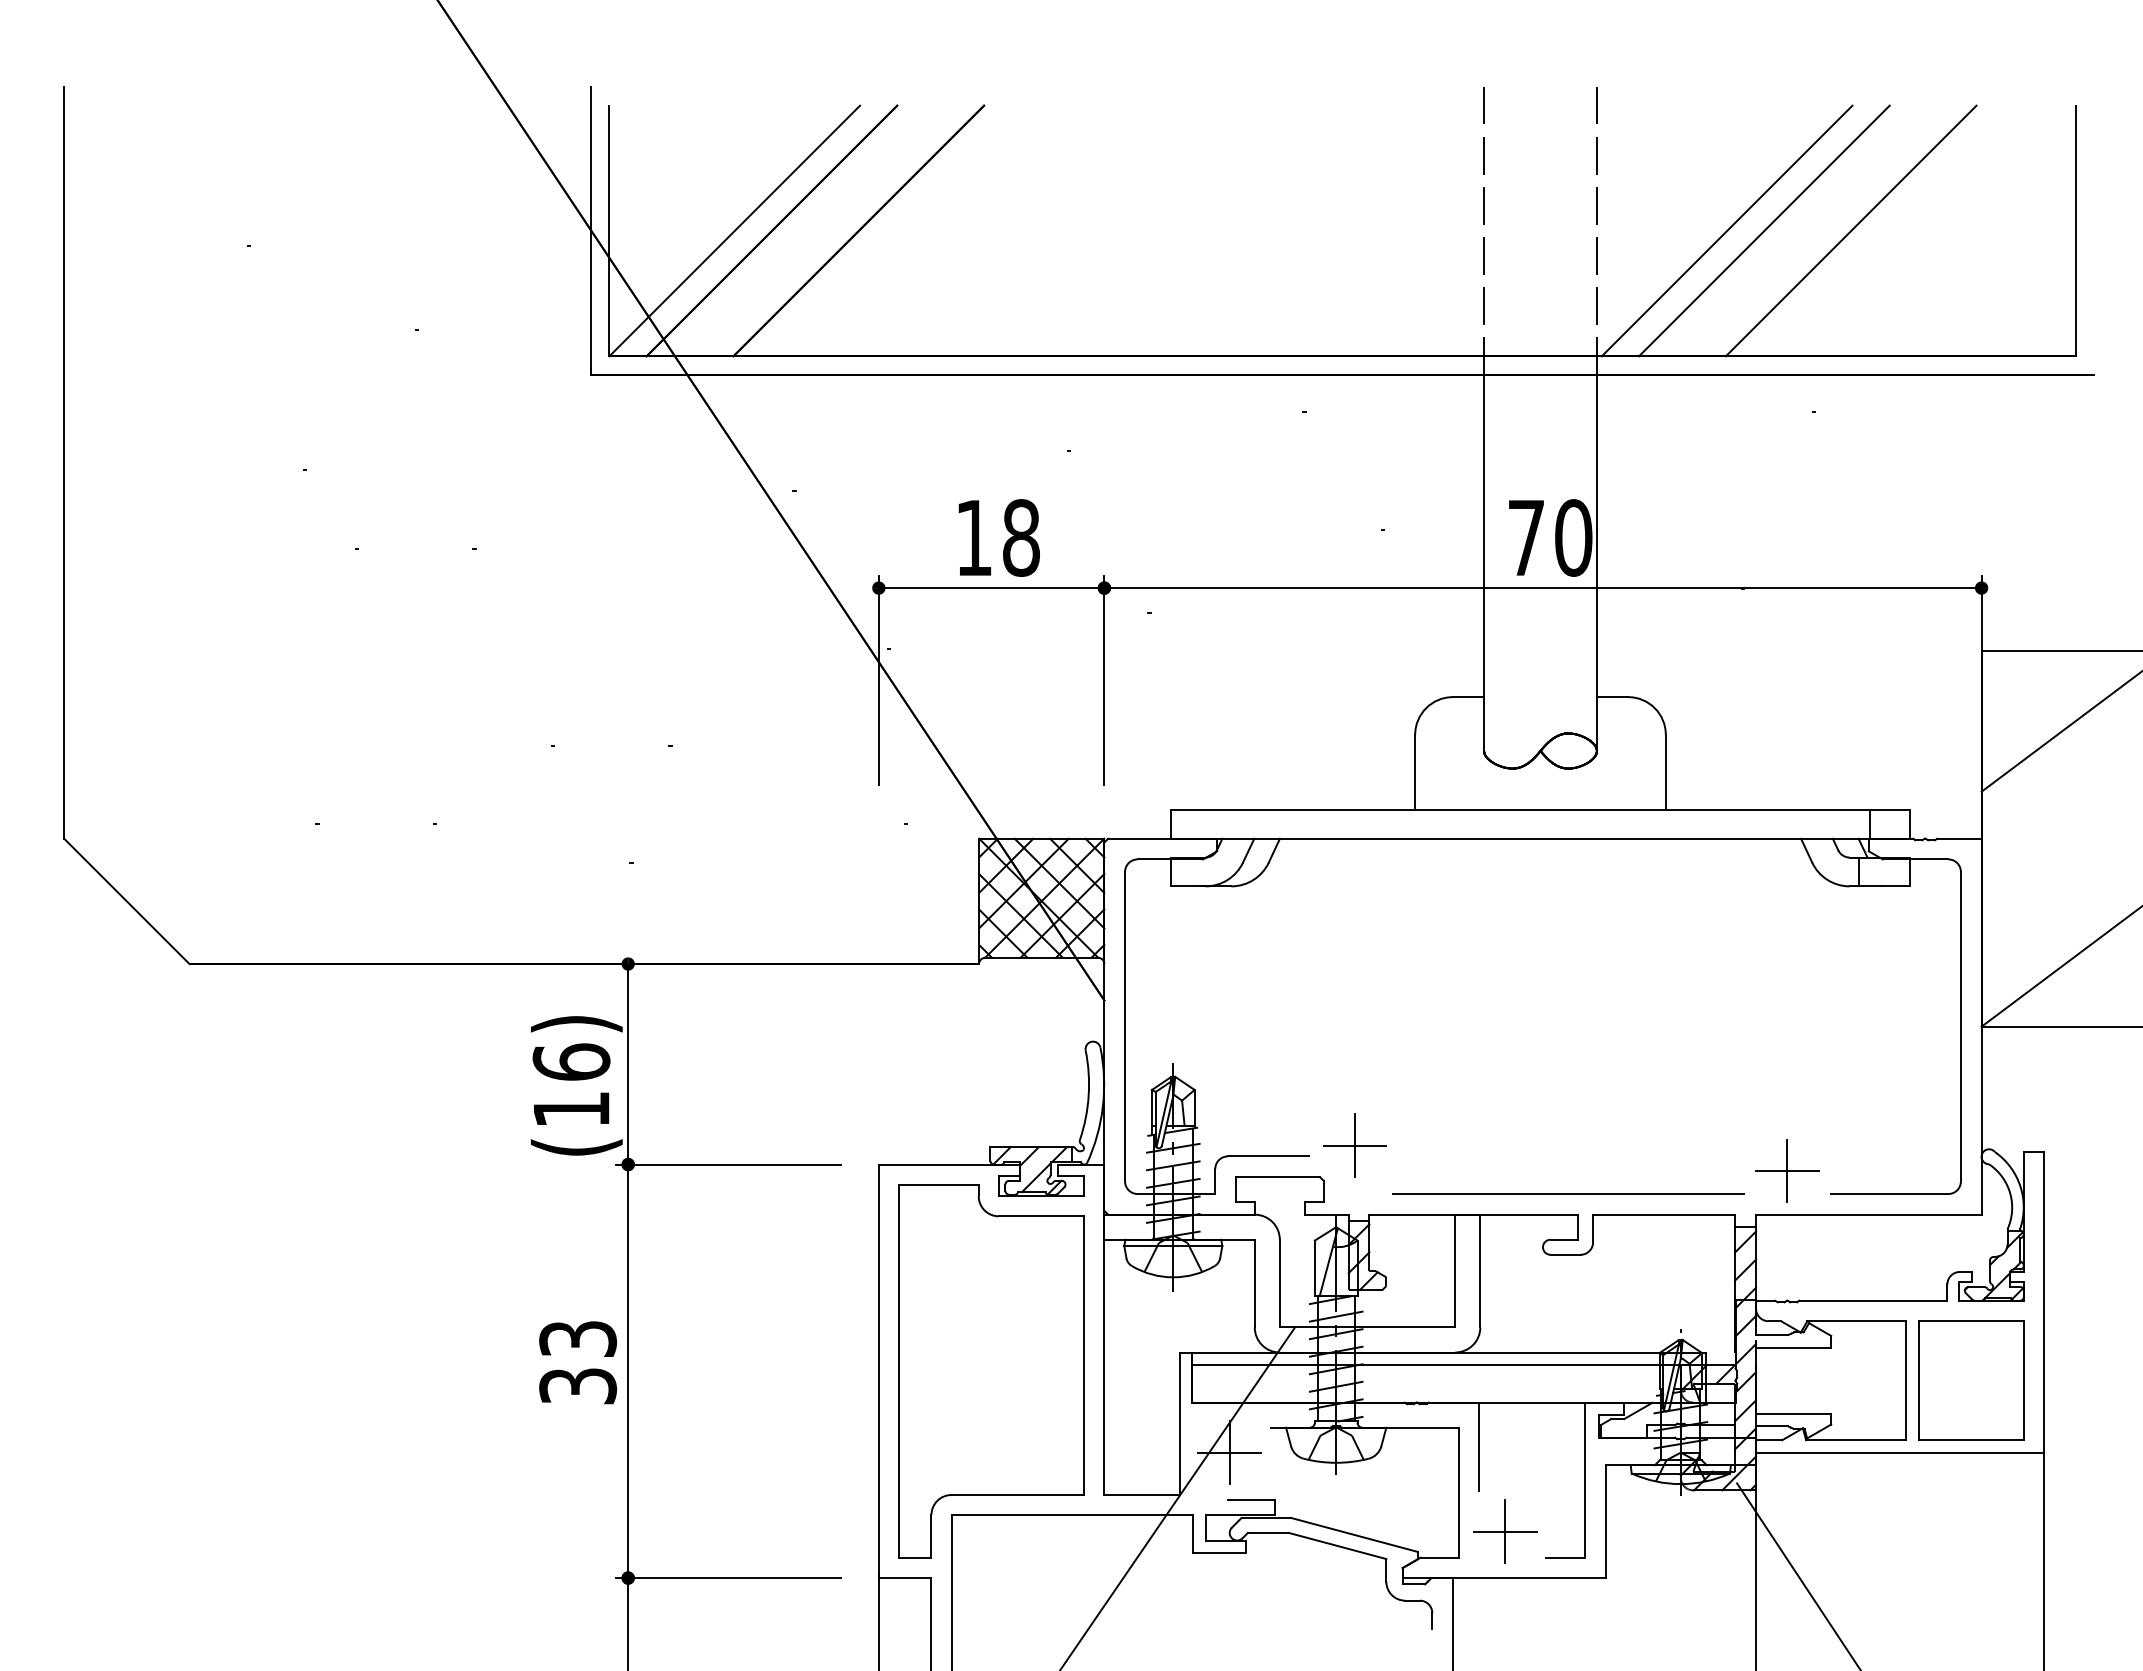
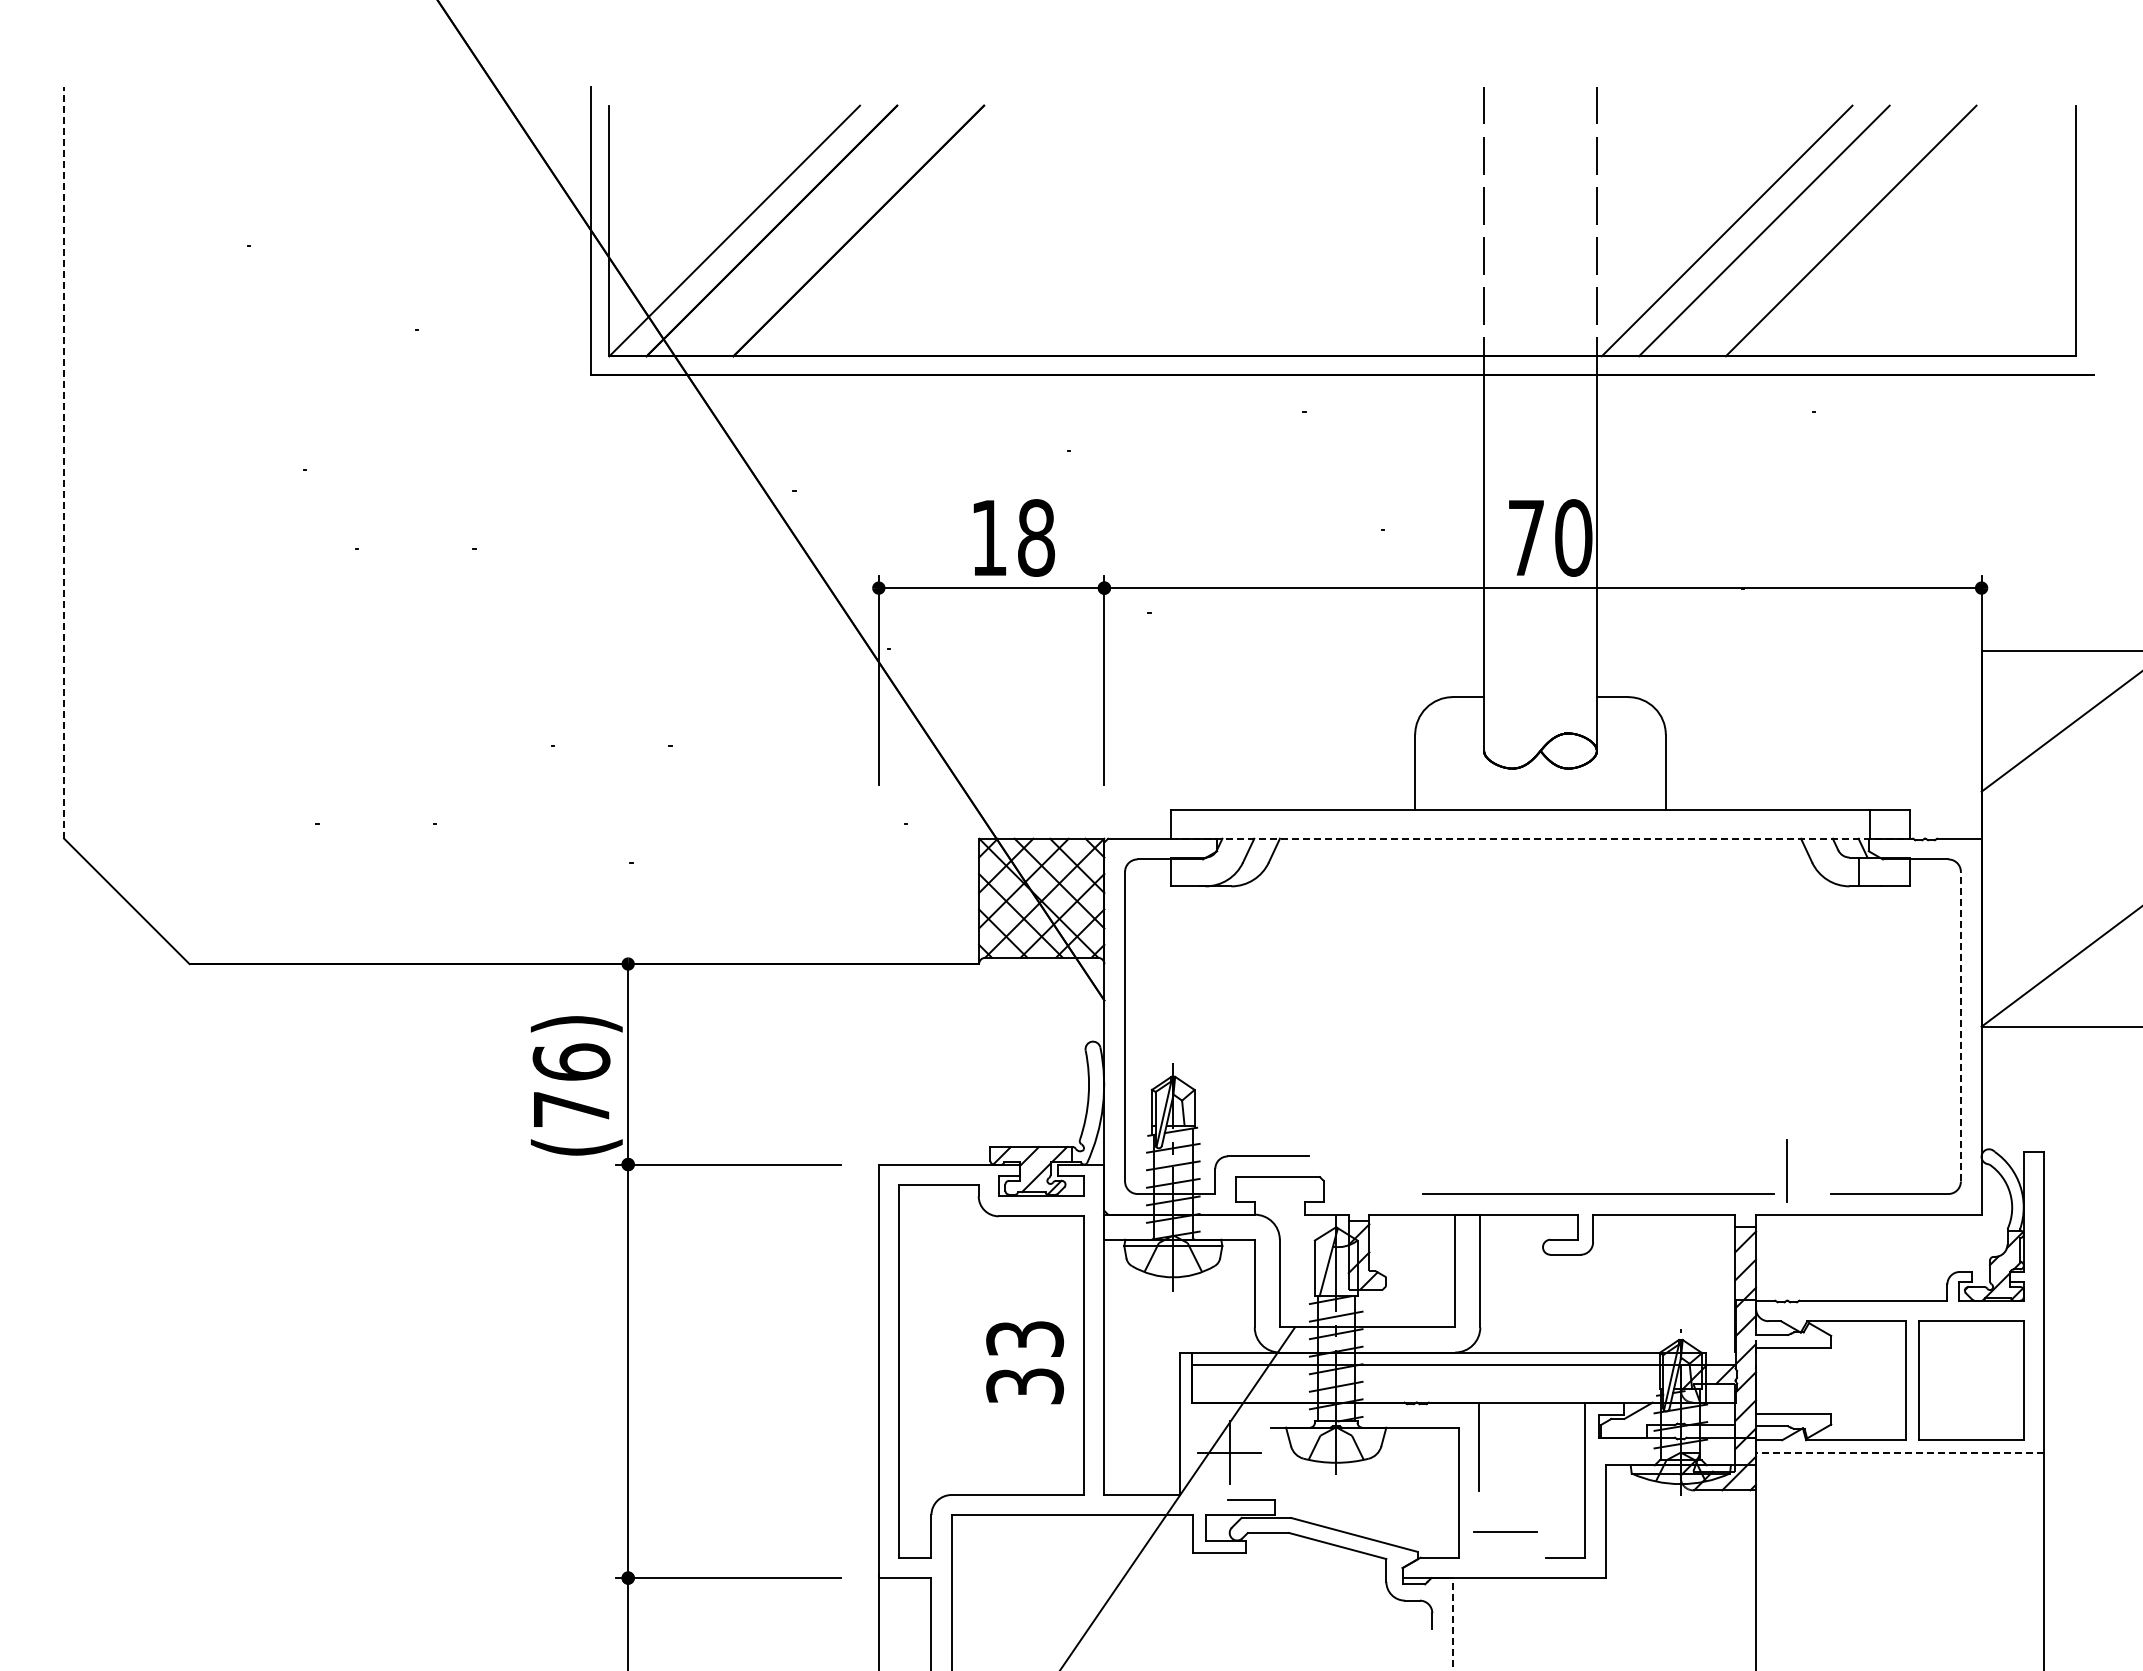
line: solid -> dashed (64, 462)
text position: (998, 537) -> (1013, 537) (1013, 537)
line: solid -> dashed (1540, 838)
line: solid -> dashed (1960, 1026)
text: (16) -> (76) (571, 1109)
part: present -> none (1354, 1145)
line: present -> none (1787, 1170)
line position: (1568, 1193) -> (1598, 1193) (1598, 1193)
text position: (577, 1362) -> (1024, 1362) (1024, 1362)
line: solid -> dashed (1899, 1452)
line: present -> none (1505, 1531)
line: present -> none (1798, 1575)
line: solid -> dashed (1452, 1624)
